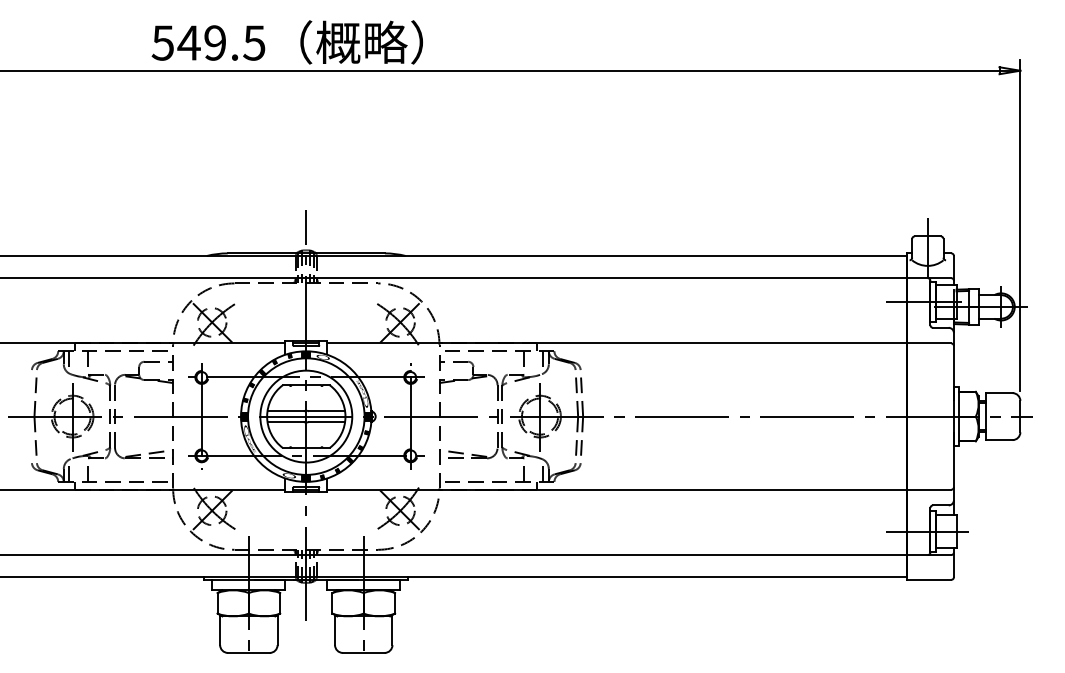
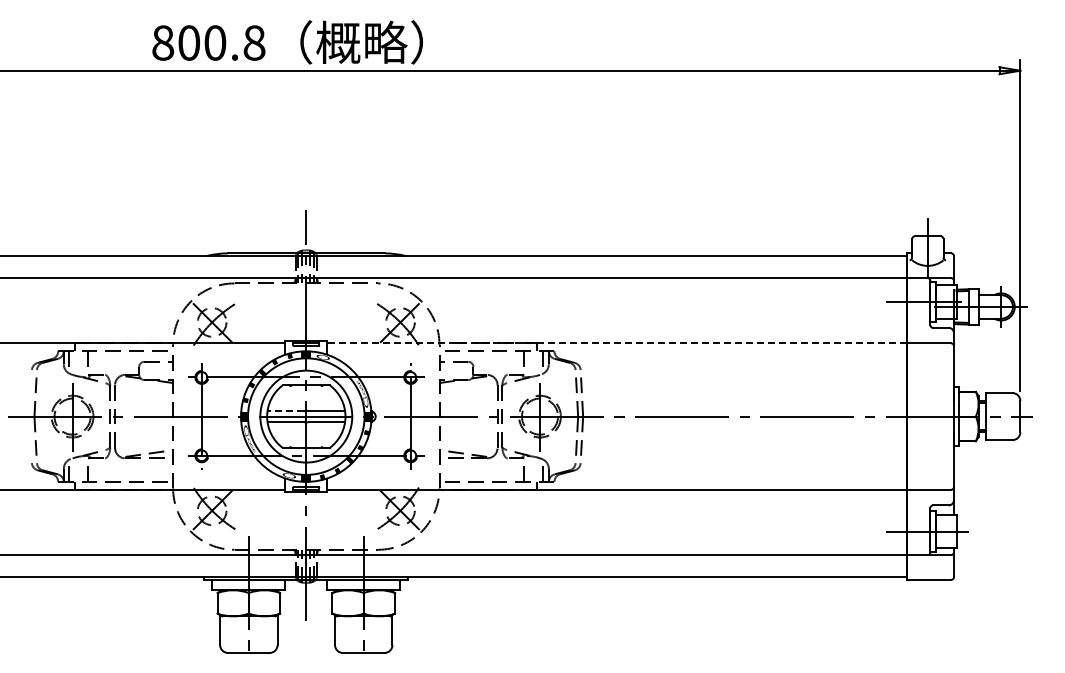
text: 549.5 -> 800.8 (208, 42)
line: solid -> dashed (617, 343)
line: solid -> dashed (285, 411)
